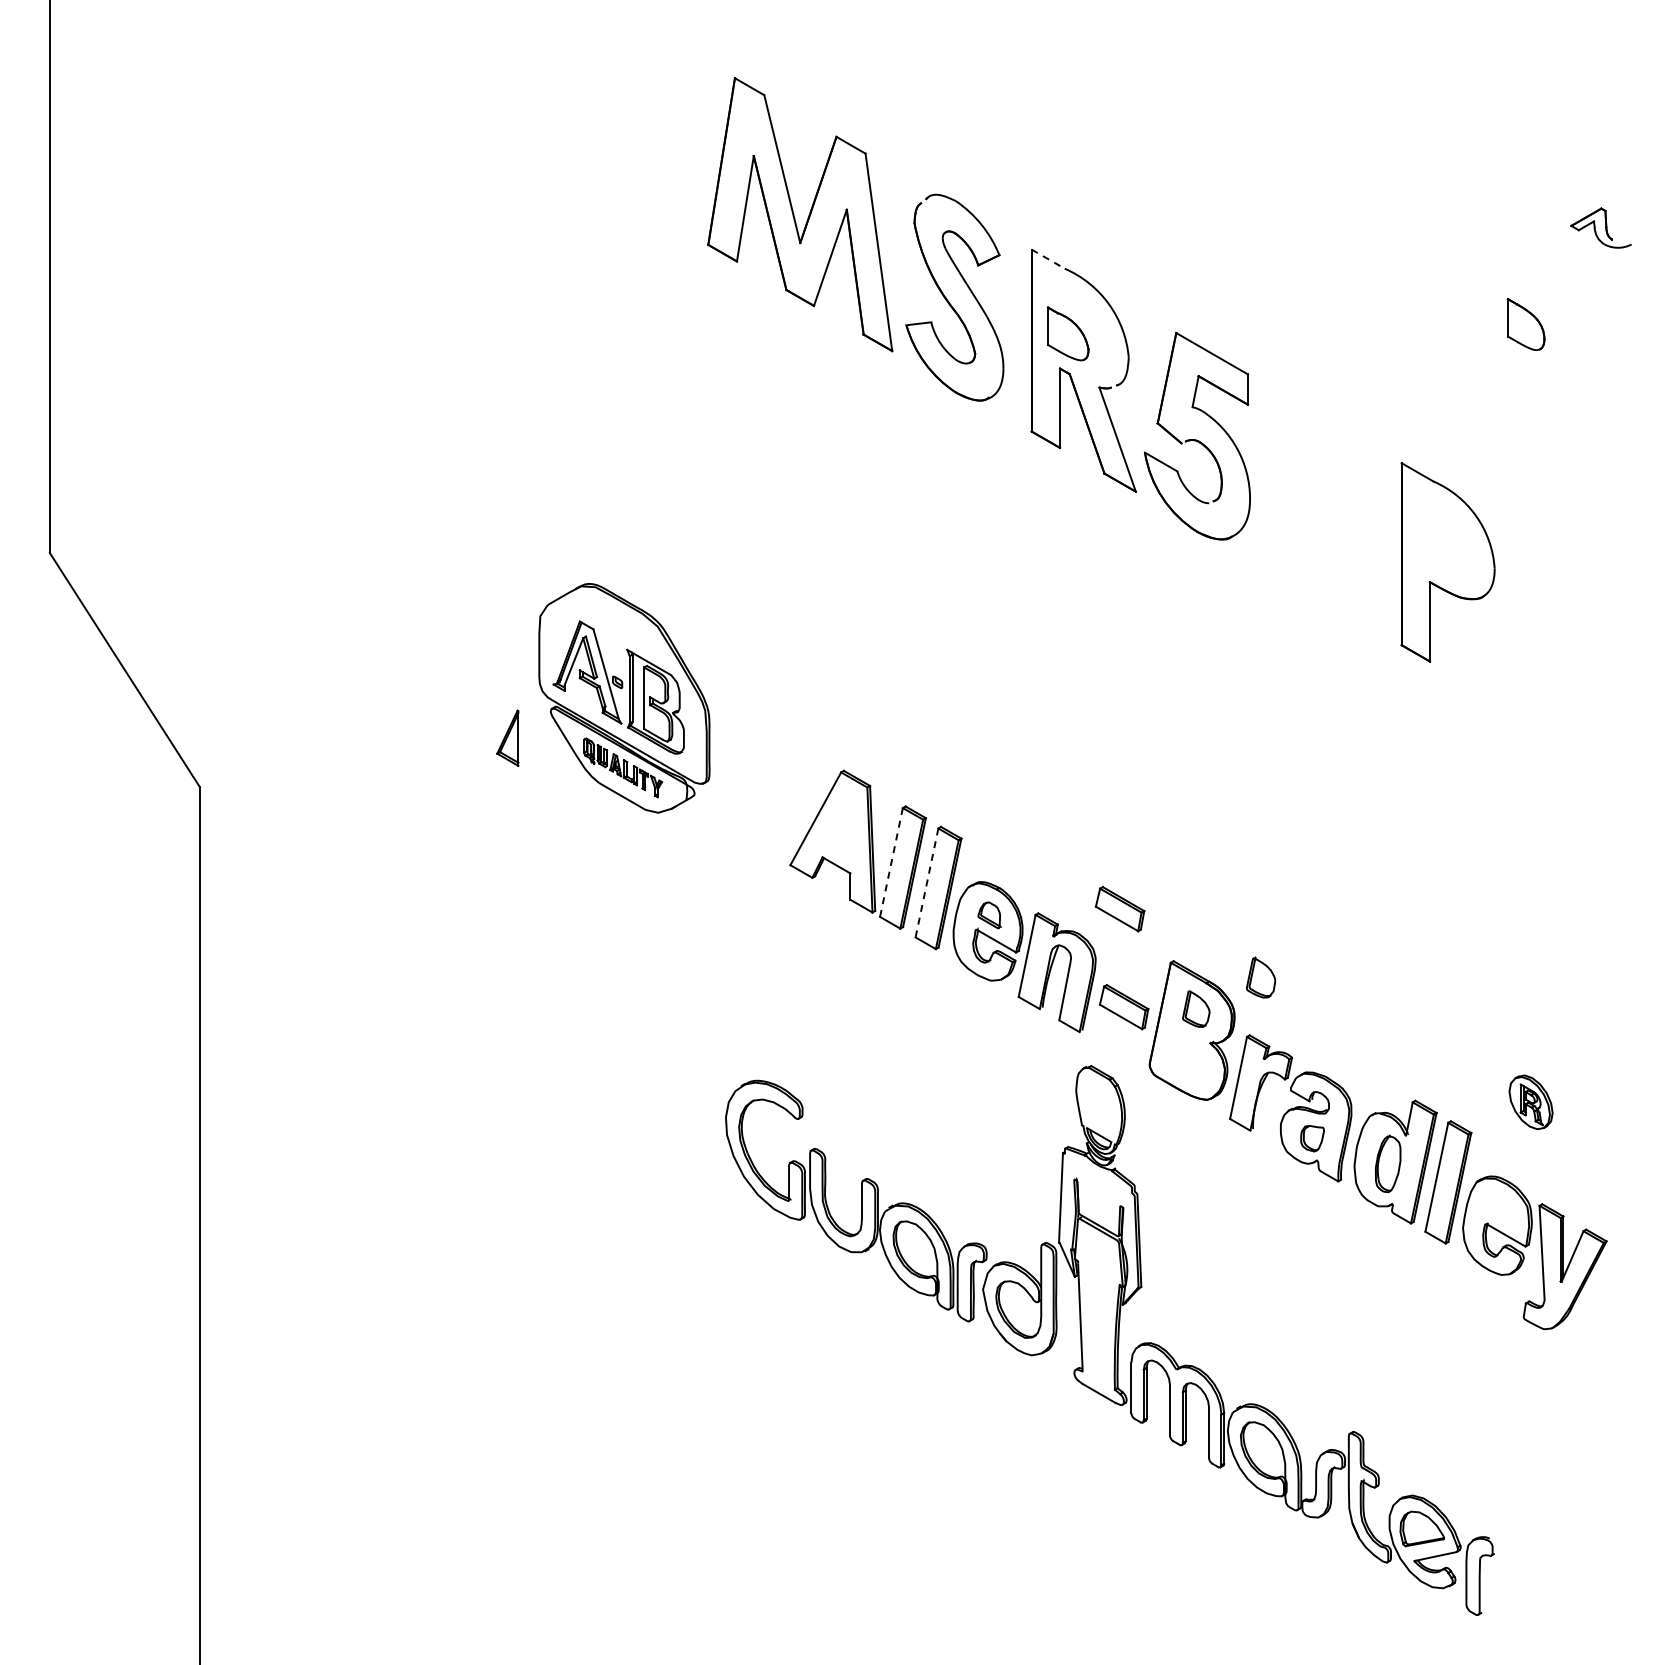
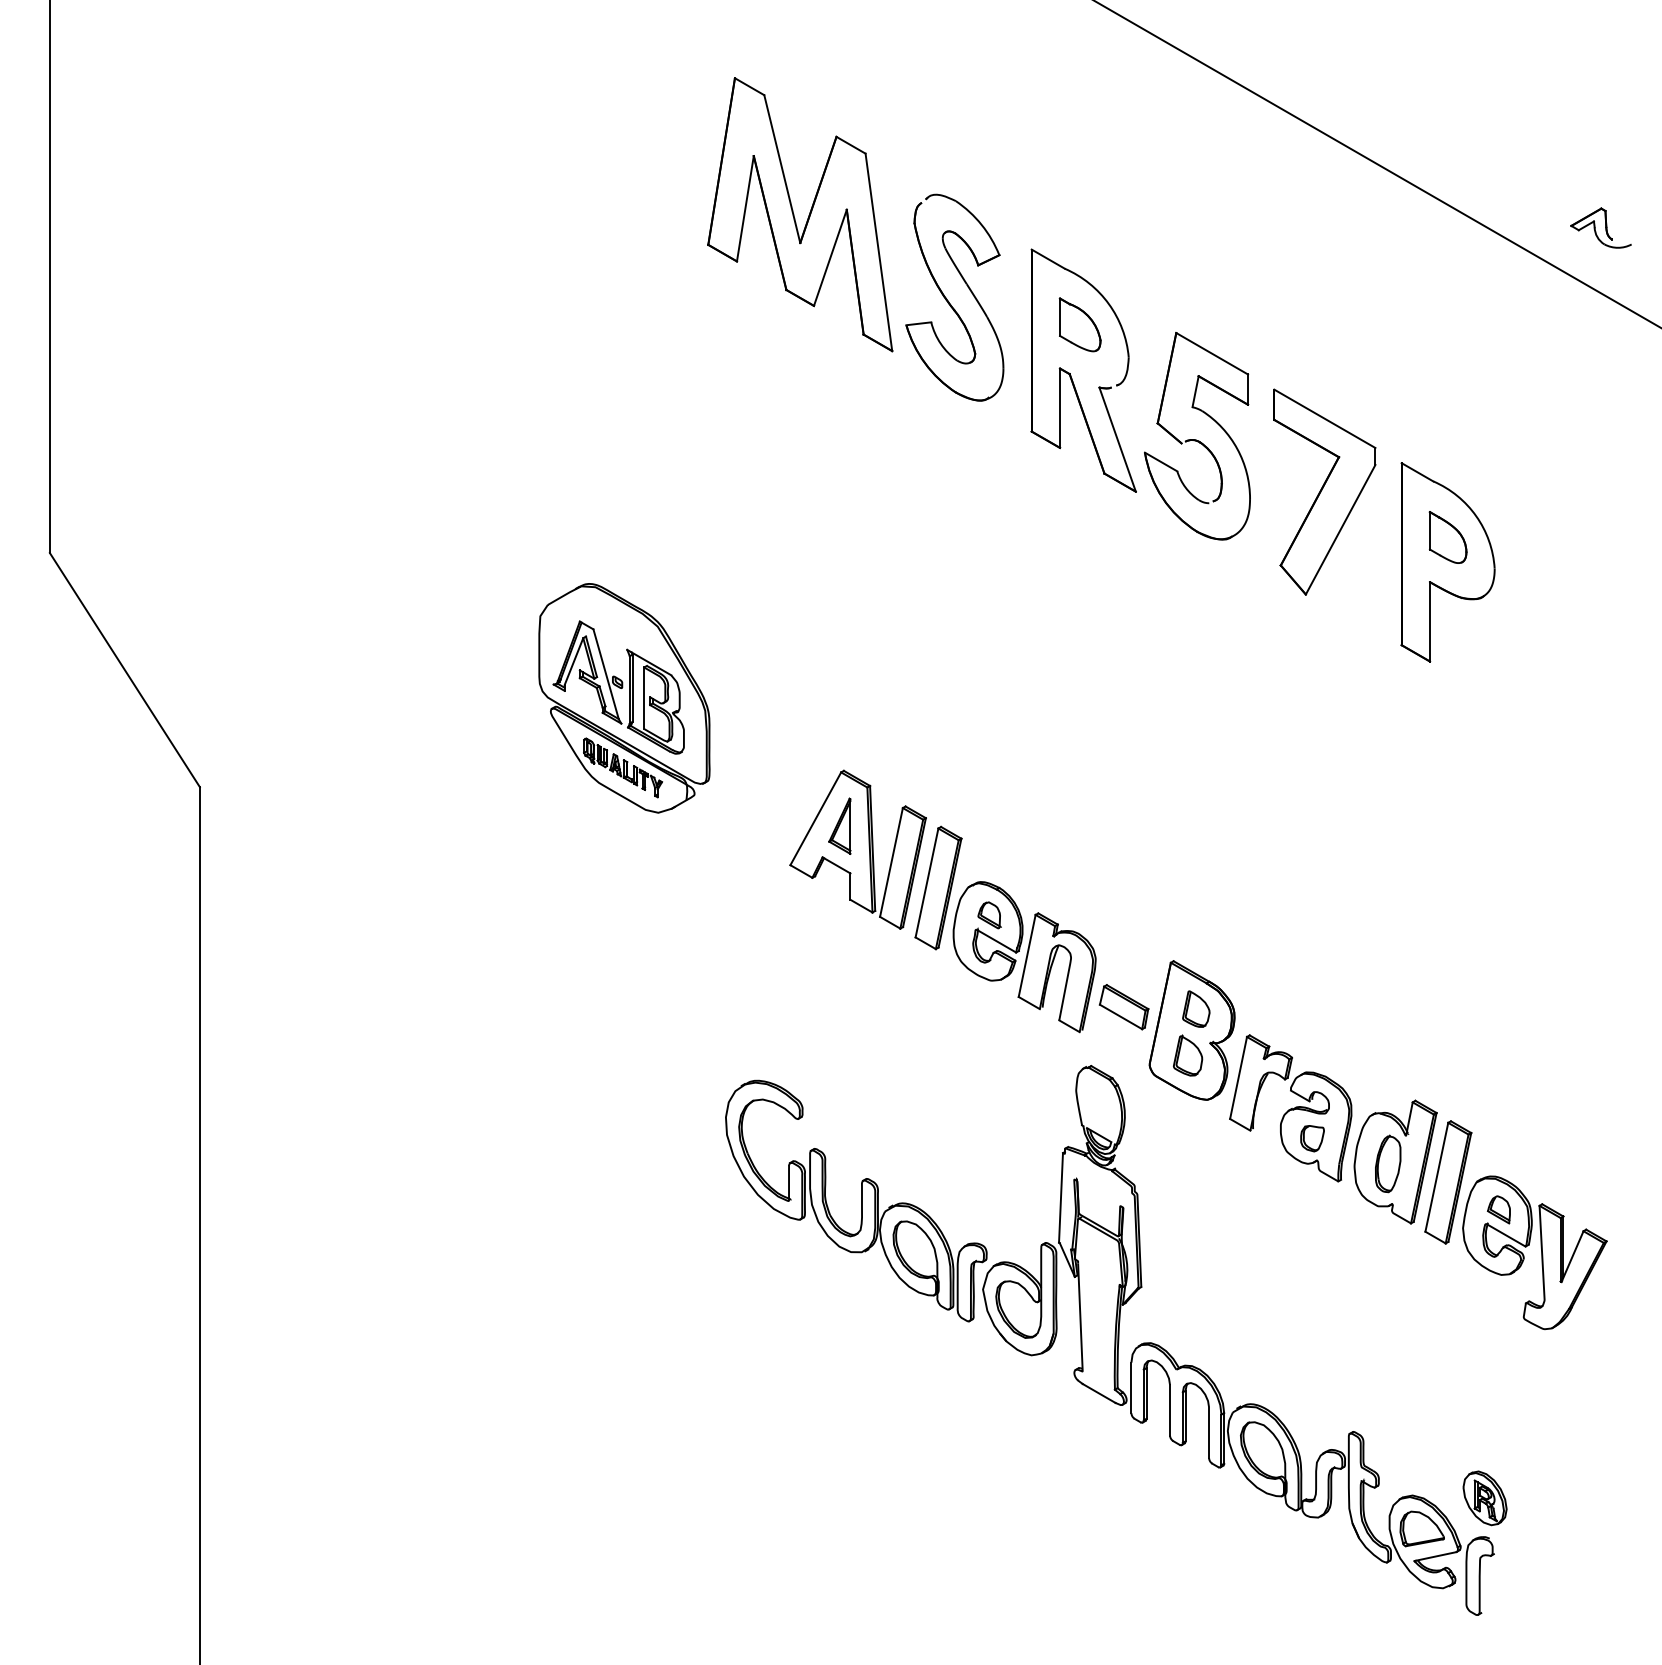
line: none -> present (1377, 164)
line: dashed -> solid (1048, 259)
part position: (1525, 324) -> (1447, 537) (1447, 537)
part position: (1067, 333) -> (1079, 324) (1079, 324)
part: none -> present (1324, 491)
part position: (507, 737) -> (839, 825) (839, 825)
line: dashed -> solid (891, 862)
line: dashed -> solid (927, 882)
part: present -> none (1119, 909)
part position: (1261, 977) -> (1188, 1055) (1188, 1055)
part position: (1530, 1102) -> (1484, 1498) (1484, 1498)
part: none -> present (1498, 1209)
